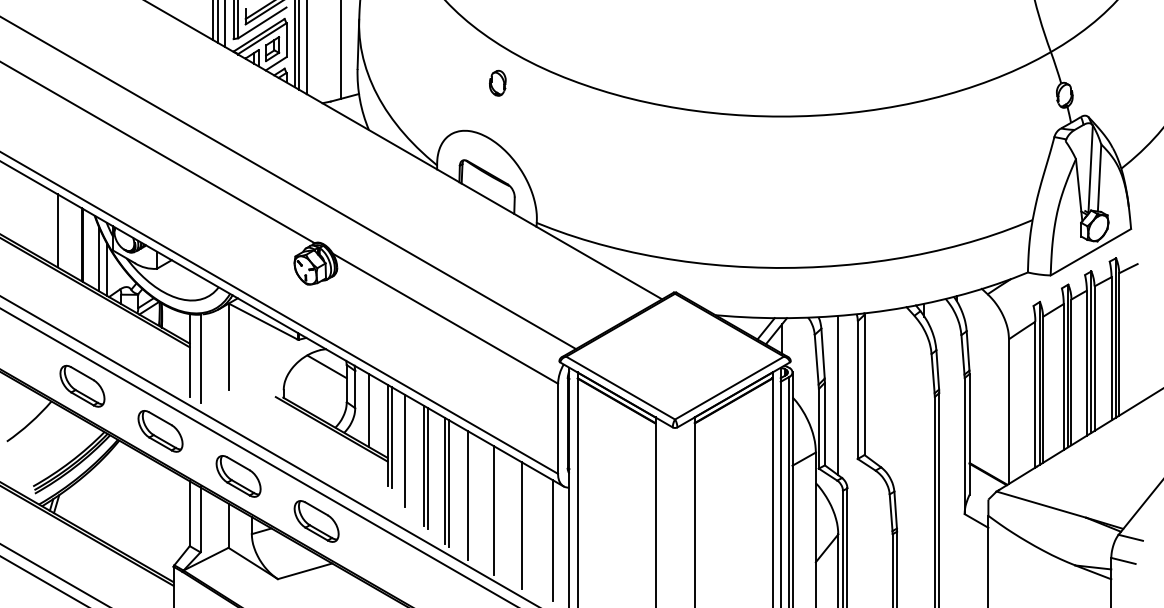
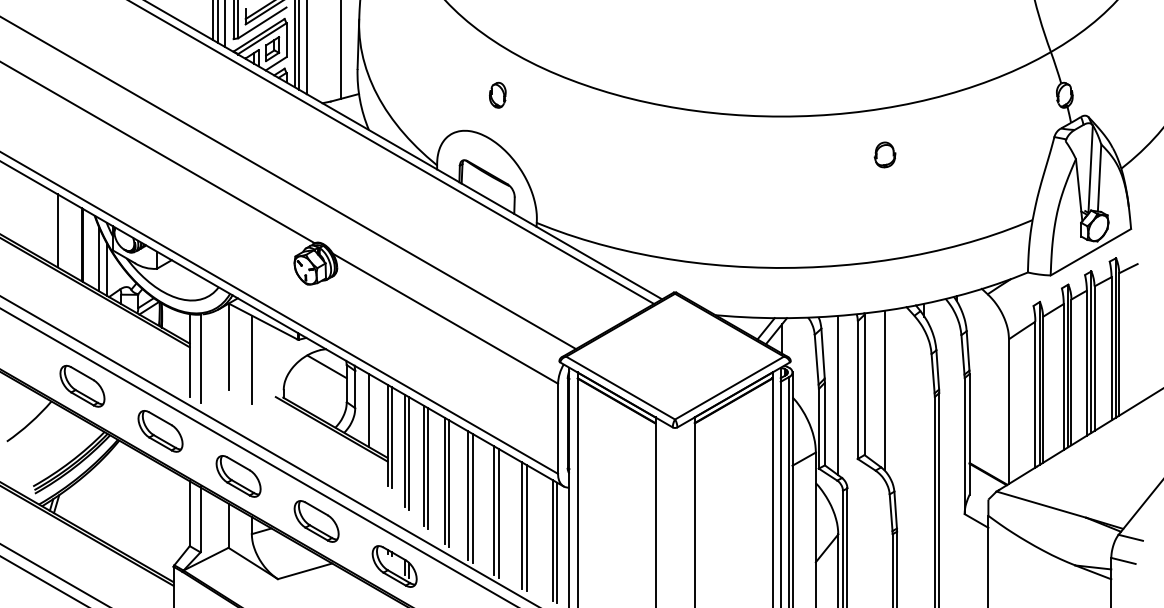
part position: (497, 82) -> (497, 94) (497, 94)
line: none -> present (392, 152)
part: none -> present (884, 154)
line: none -> present (251, 359)
line: none -> present (884, 390)
line: none -> present (408, 453)
line: none -> present (472, 497)
line: none -> present (498, 512)
line: none -> present (526, 528)
line: none -> present (557, 542)
part: none -> present (394, 566)
